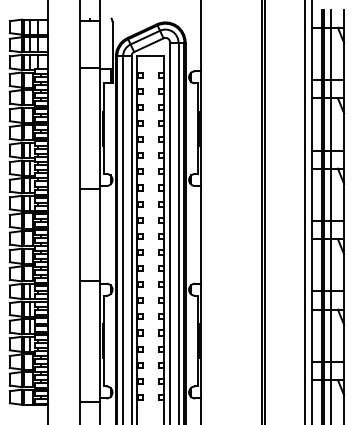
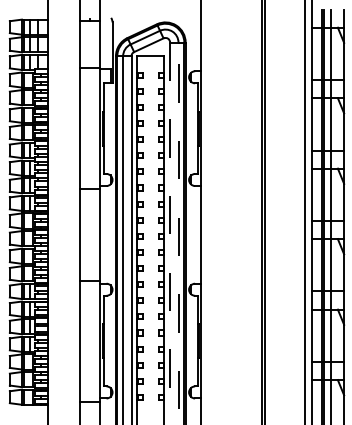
line: solid -> dashed (178, 233)
line: solid -> dashed (170, 234)
